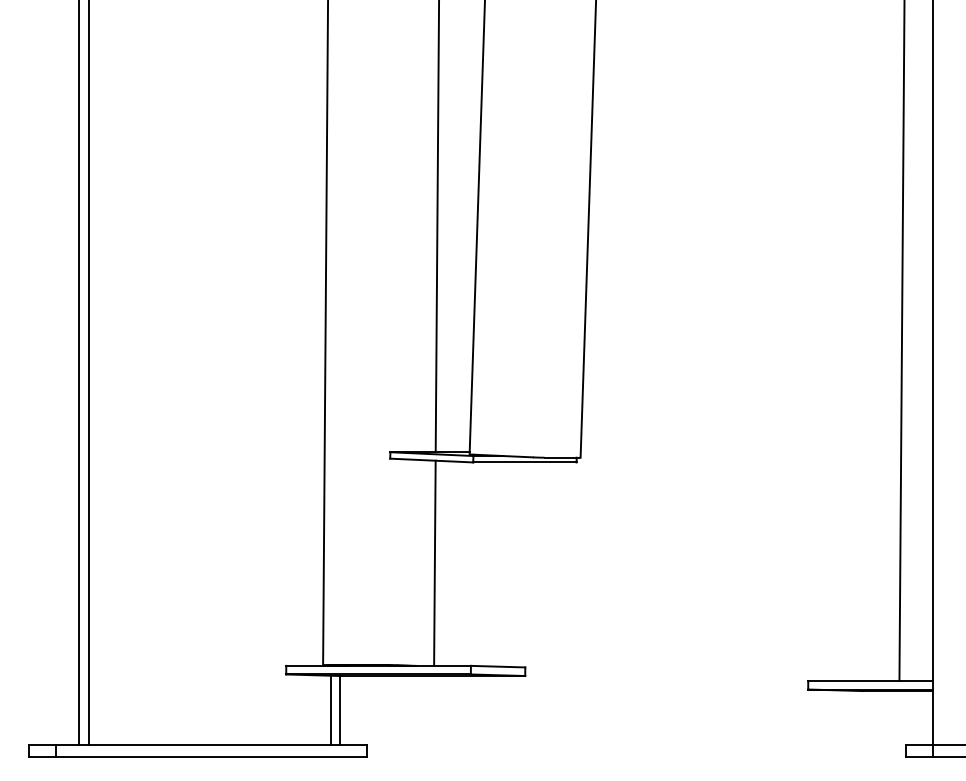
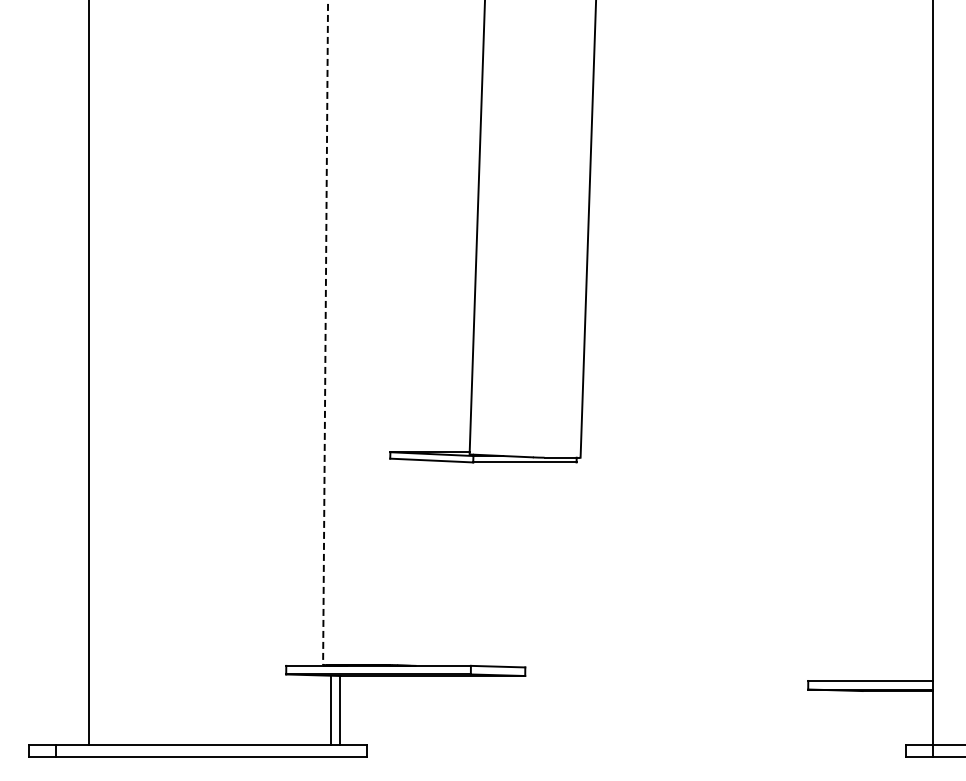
line: present -> none (437, 227)
line: solid -> dashed (325, 333)
line: present -> none (901, 341)
line: present -> none (78, 373)
line: present -> none (434, 562)
